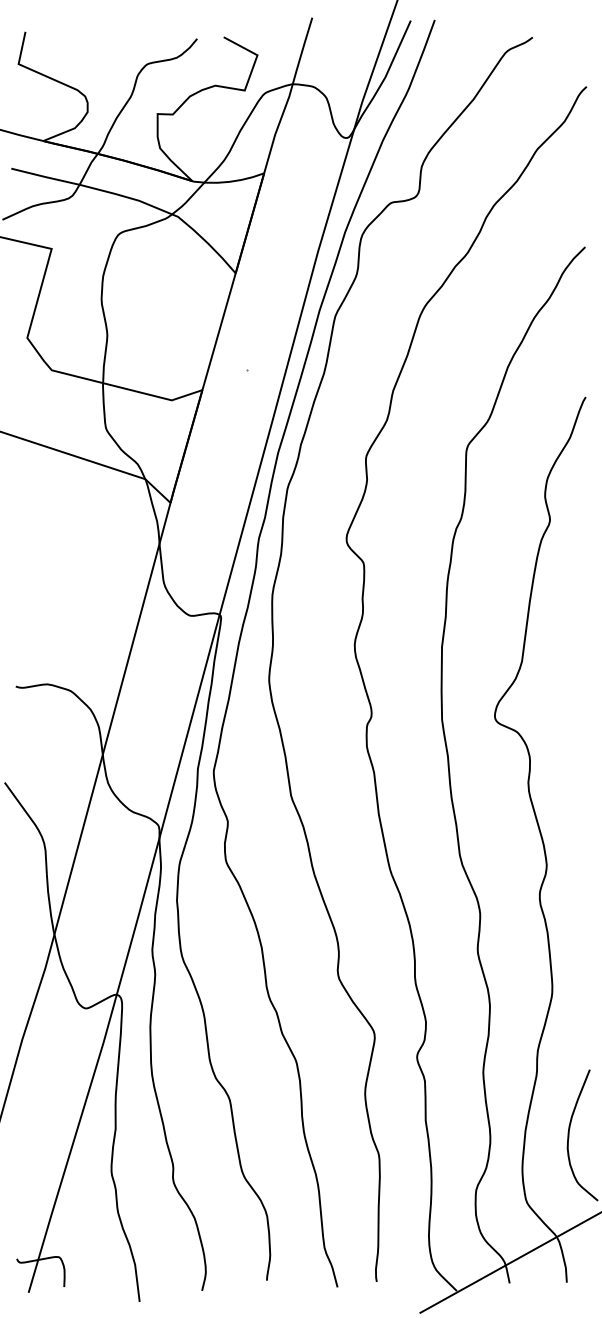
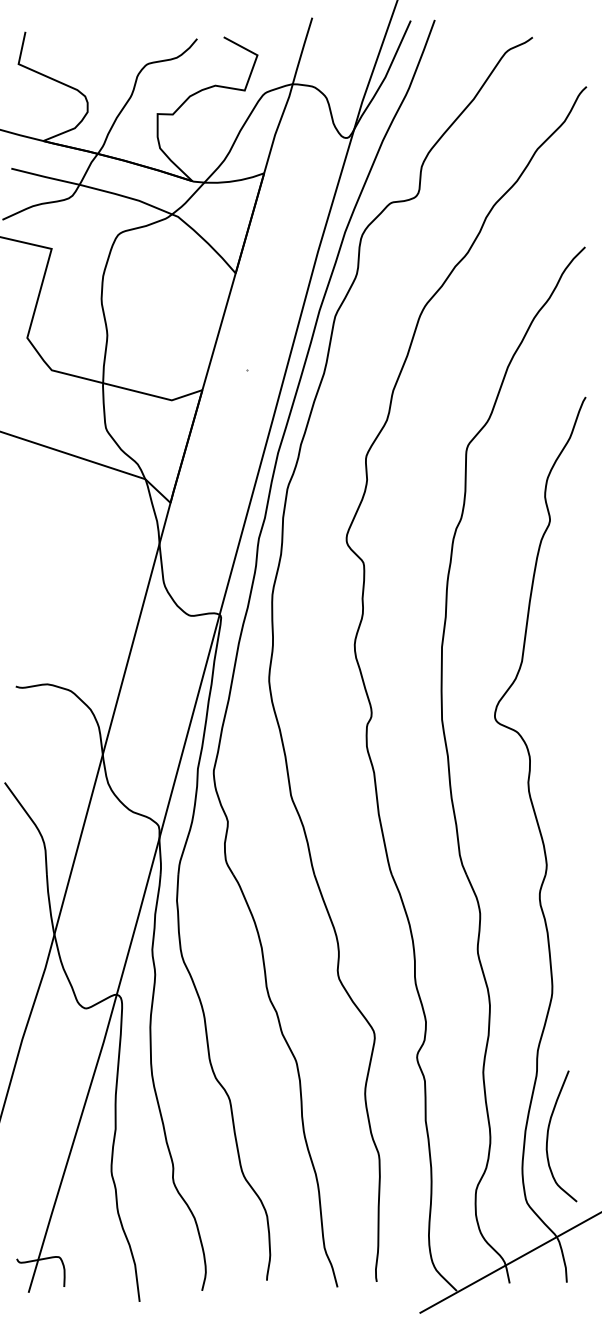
curve position: (569, 1135) -> (548, 1136) (548, 1136)
